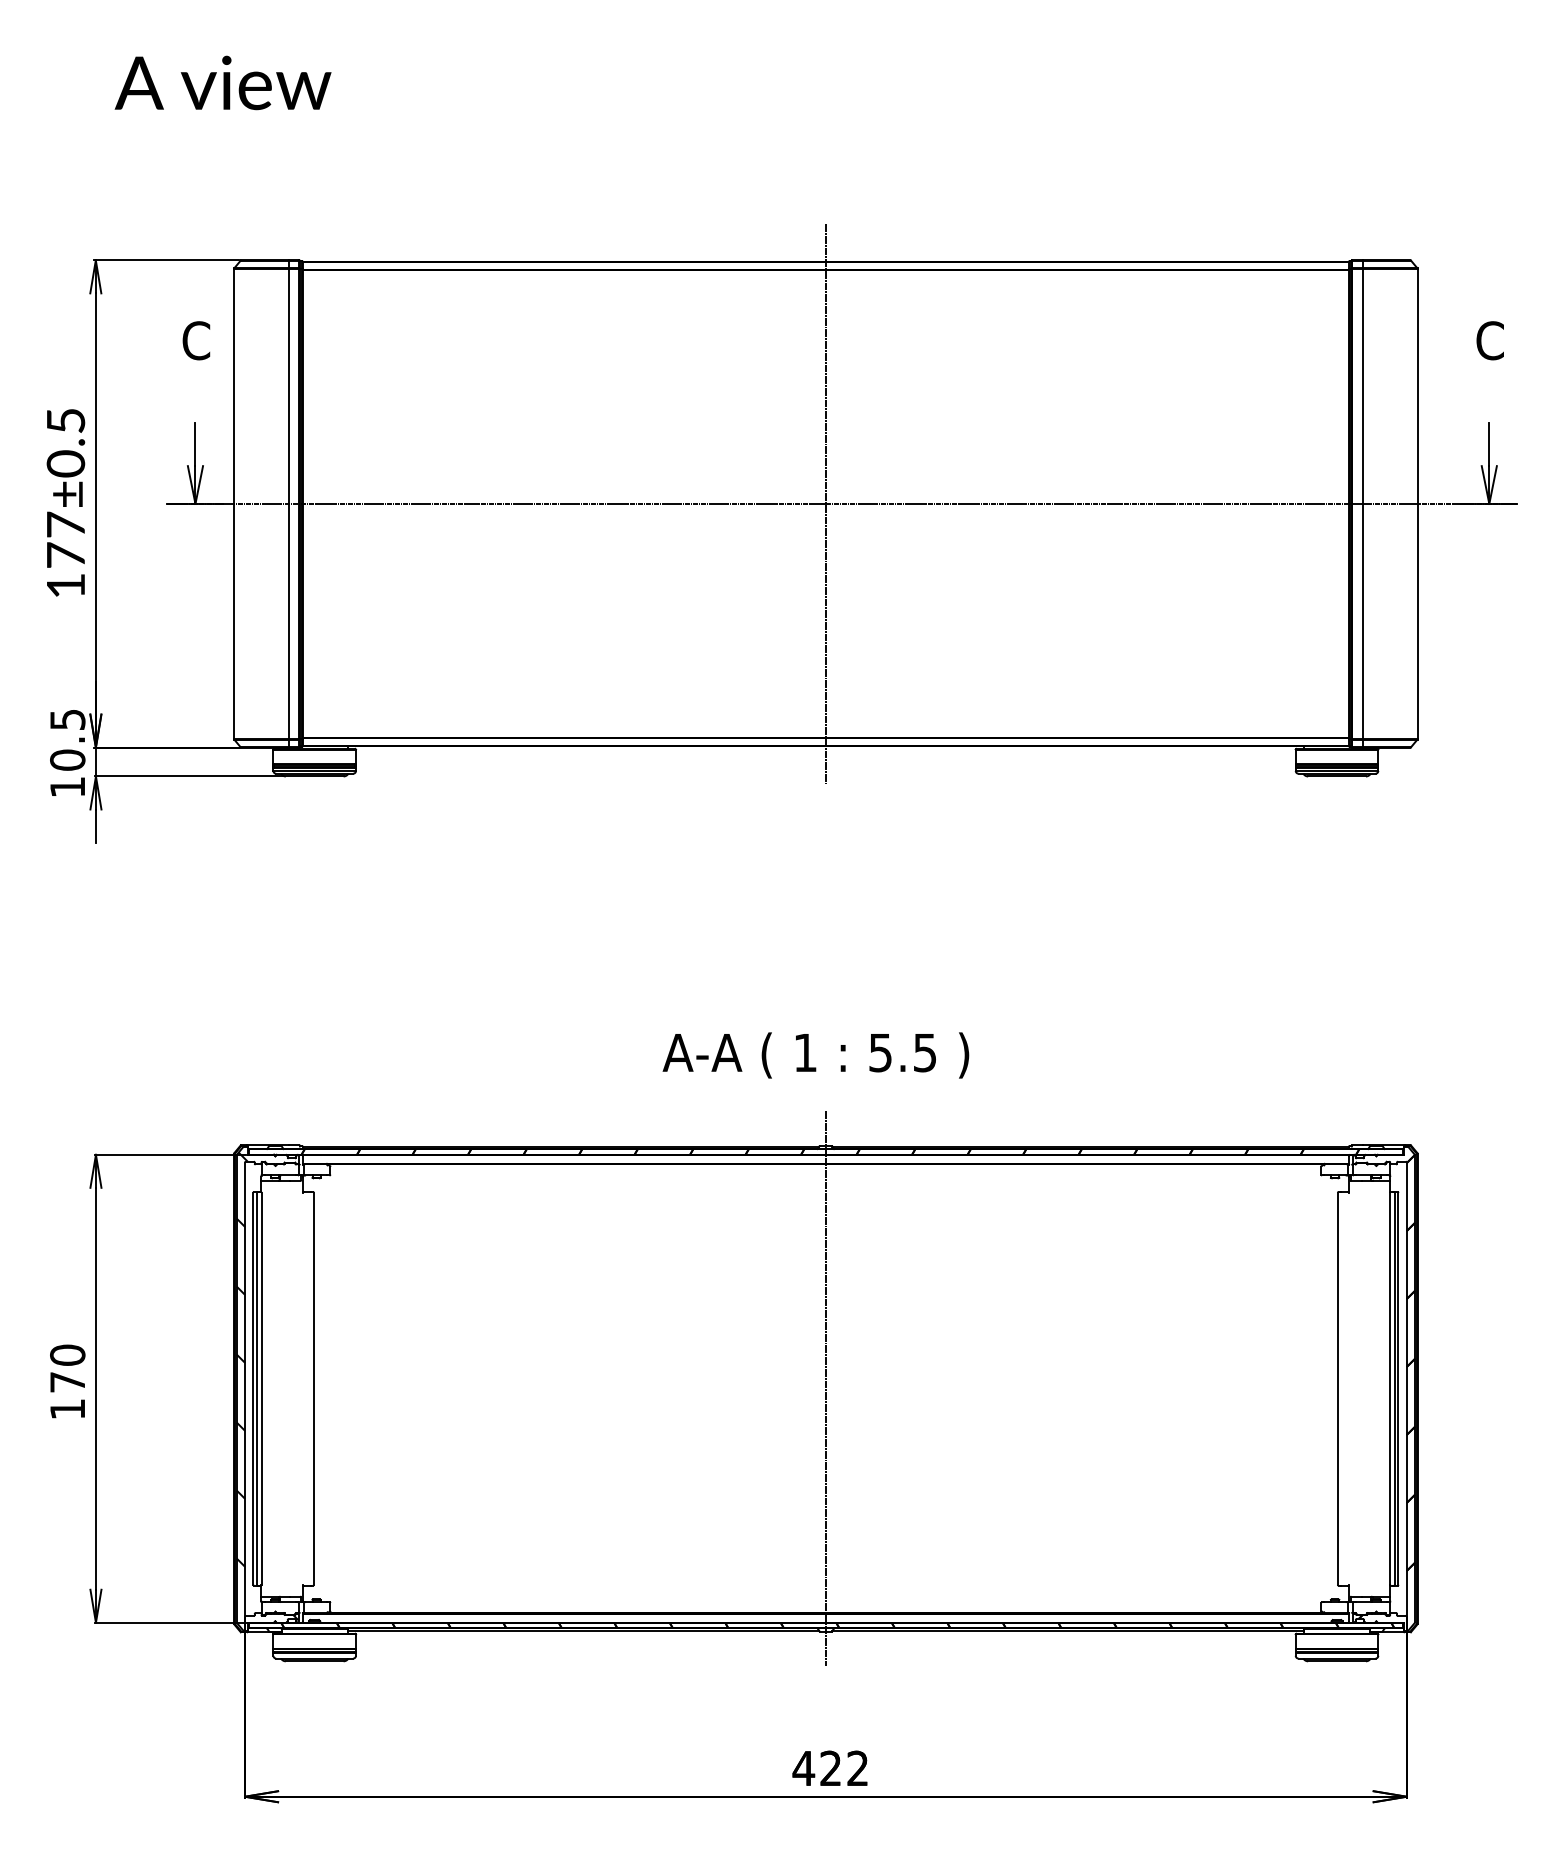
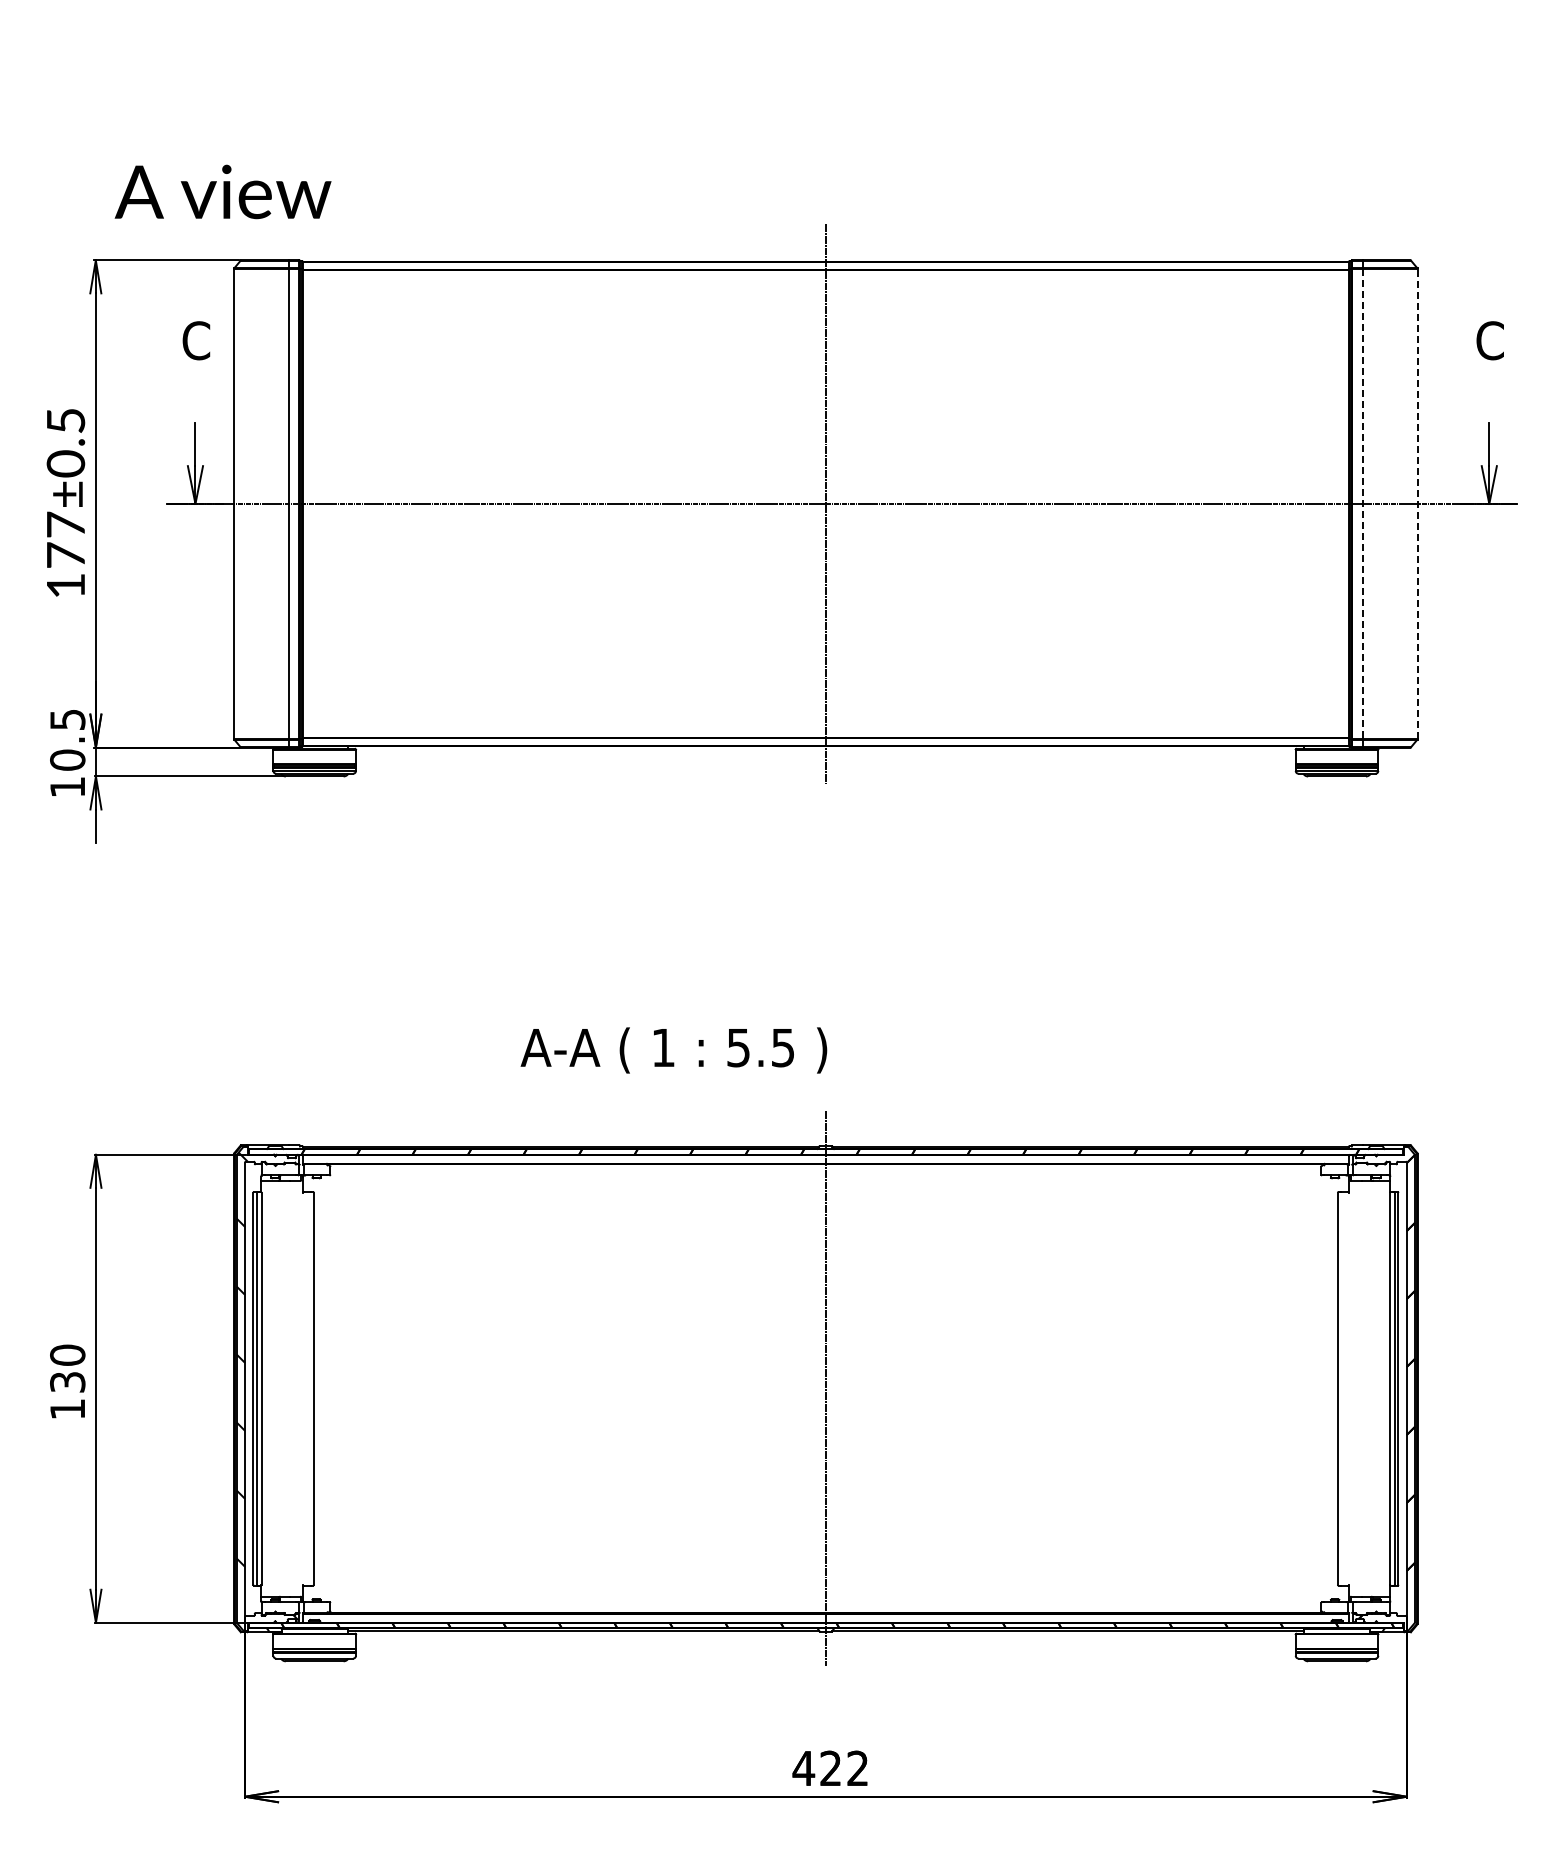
text position: (222, 82) -> (222, 191) (222, 191)
line: solid -> dashed (1417, 503)
line: solid -> dashed (1362, 504)
text position: (815, 1055) -> (673, 1050) (673, 1050)
text: 170 -> 130 (67, 1382)
